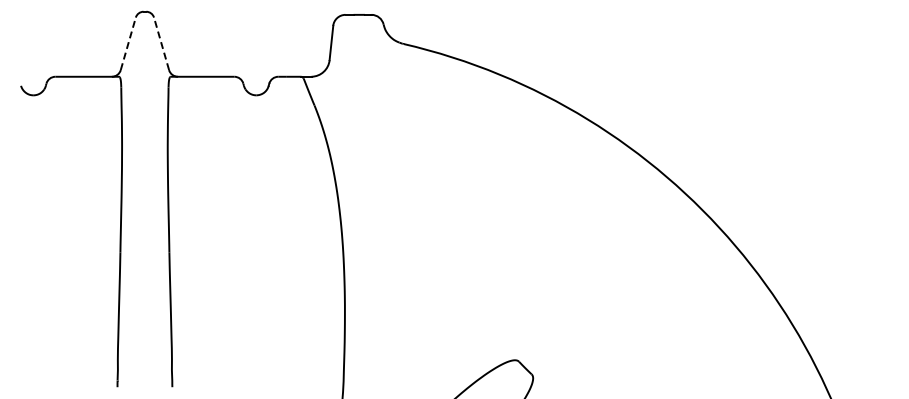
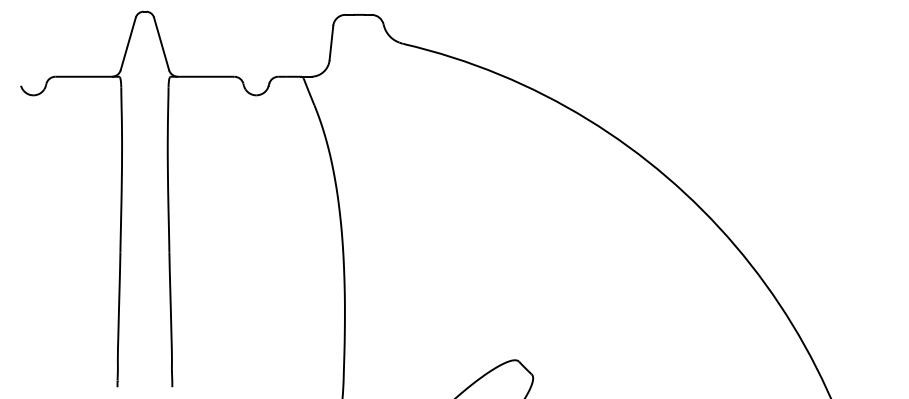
line: dashed -> solid (128, 43)
line: dashed -> solid (161, 43)
